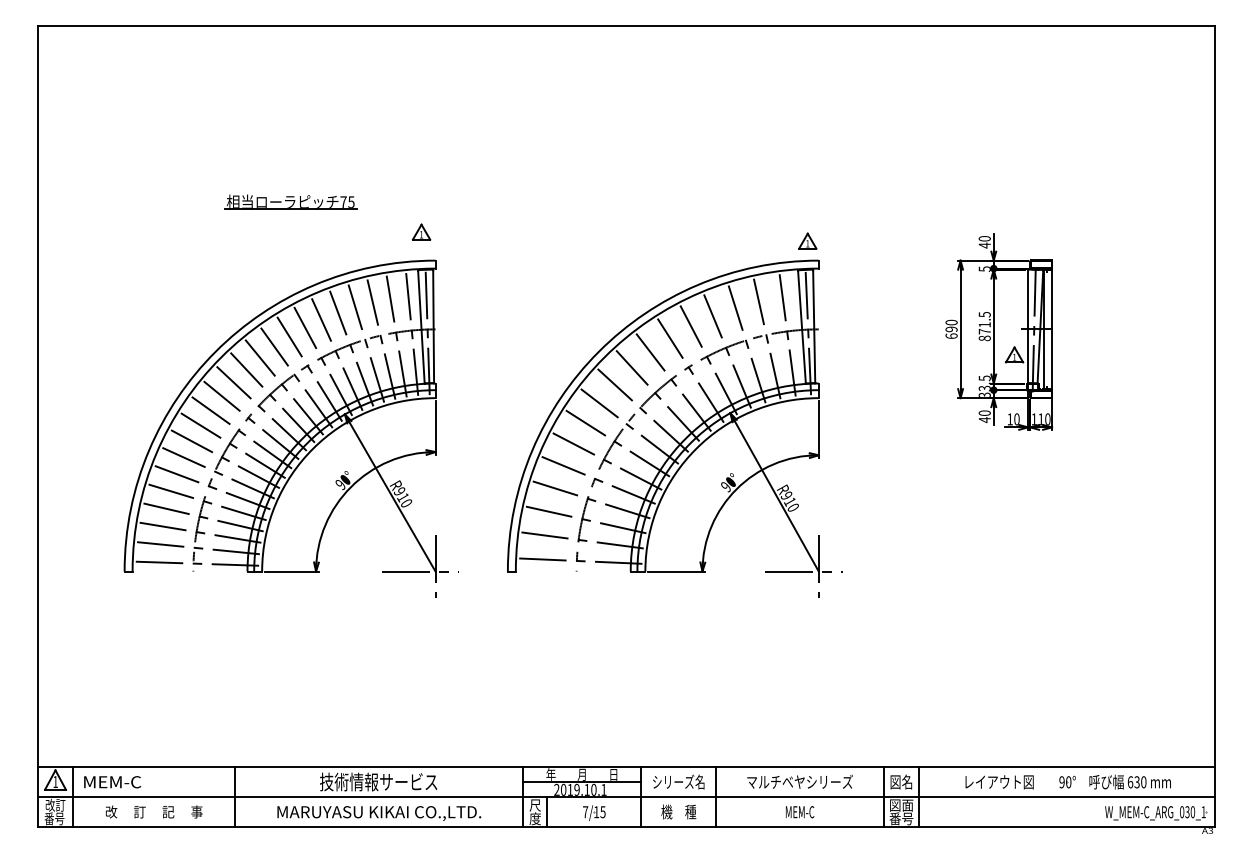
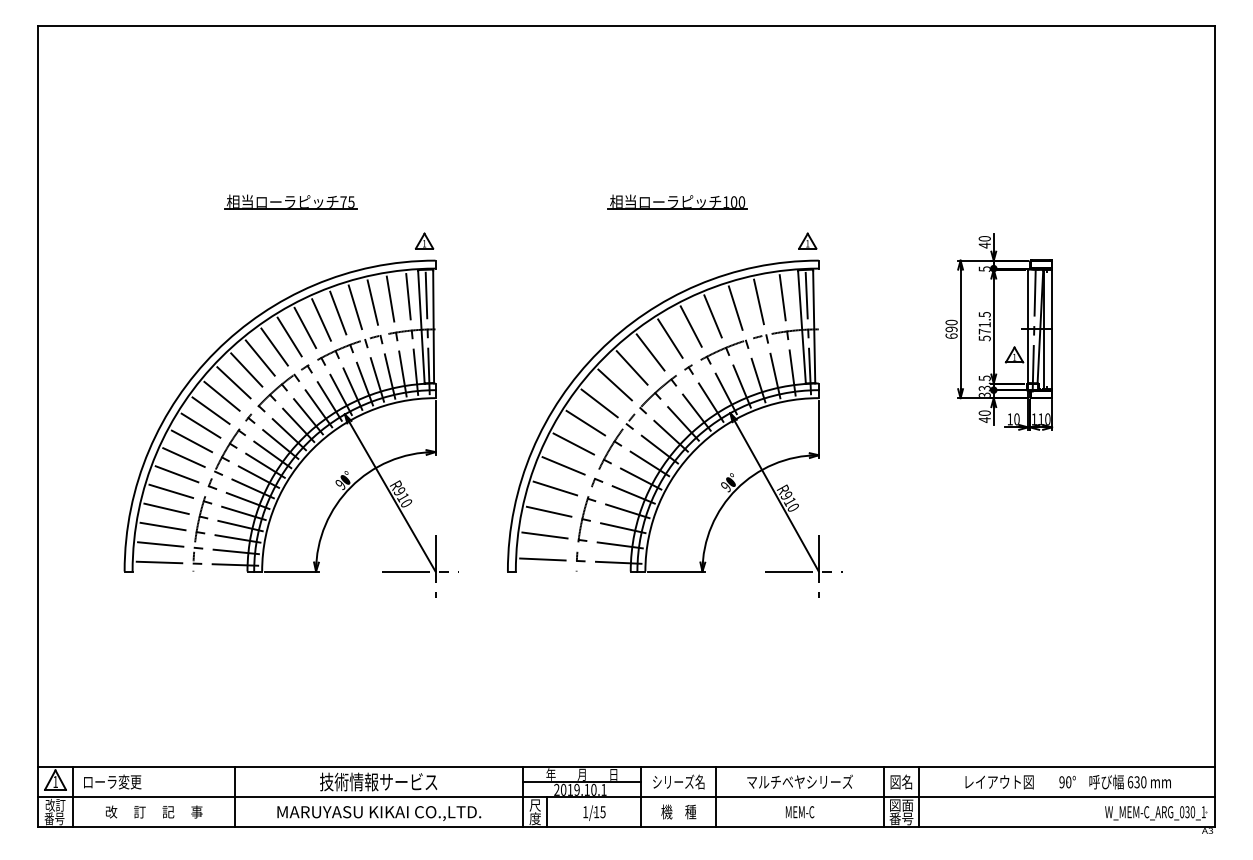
part: none -> present (677, 201)
part position: (421, 231) -> (424, 240) (424, 240)
text: 871.5 -> 571.5 (984, 338)
text: MEM-C -> ローラ変更 (112, 781)
text: 7/15 -> 1/15 (585, 812)
